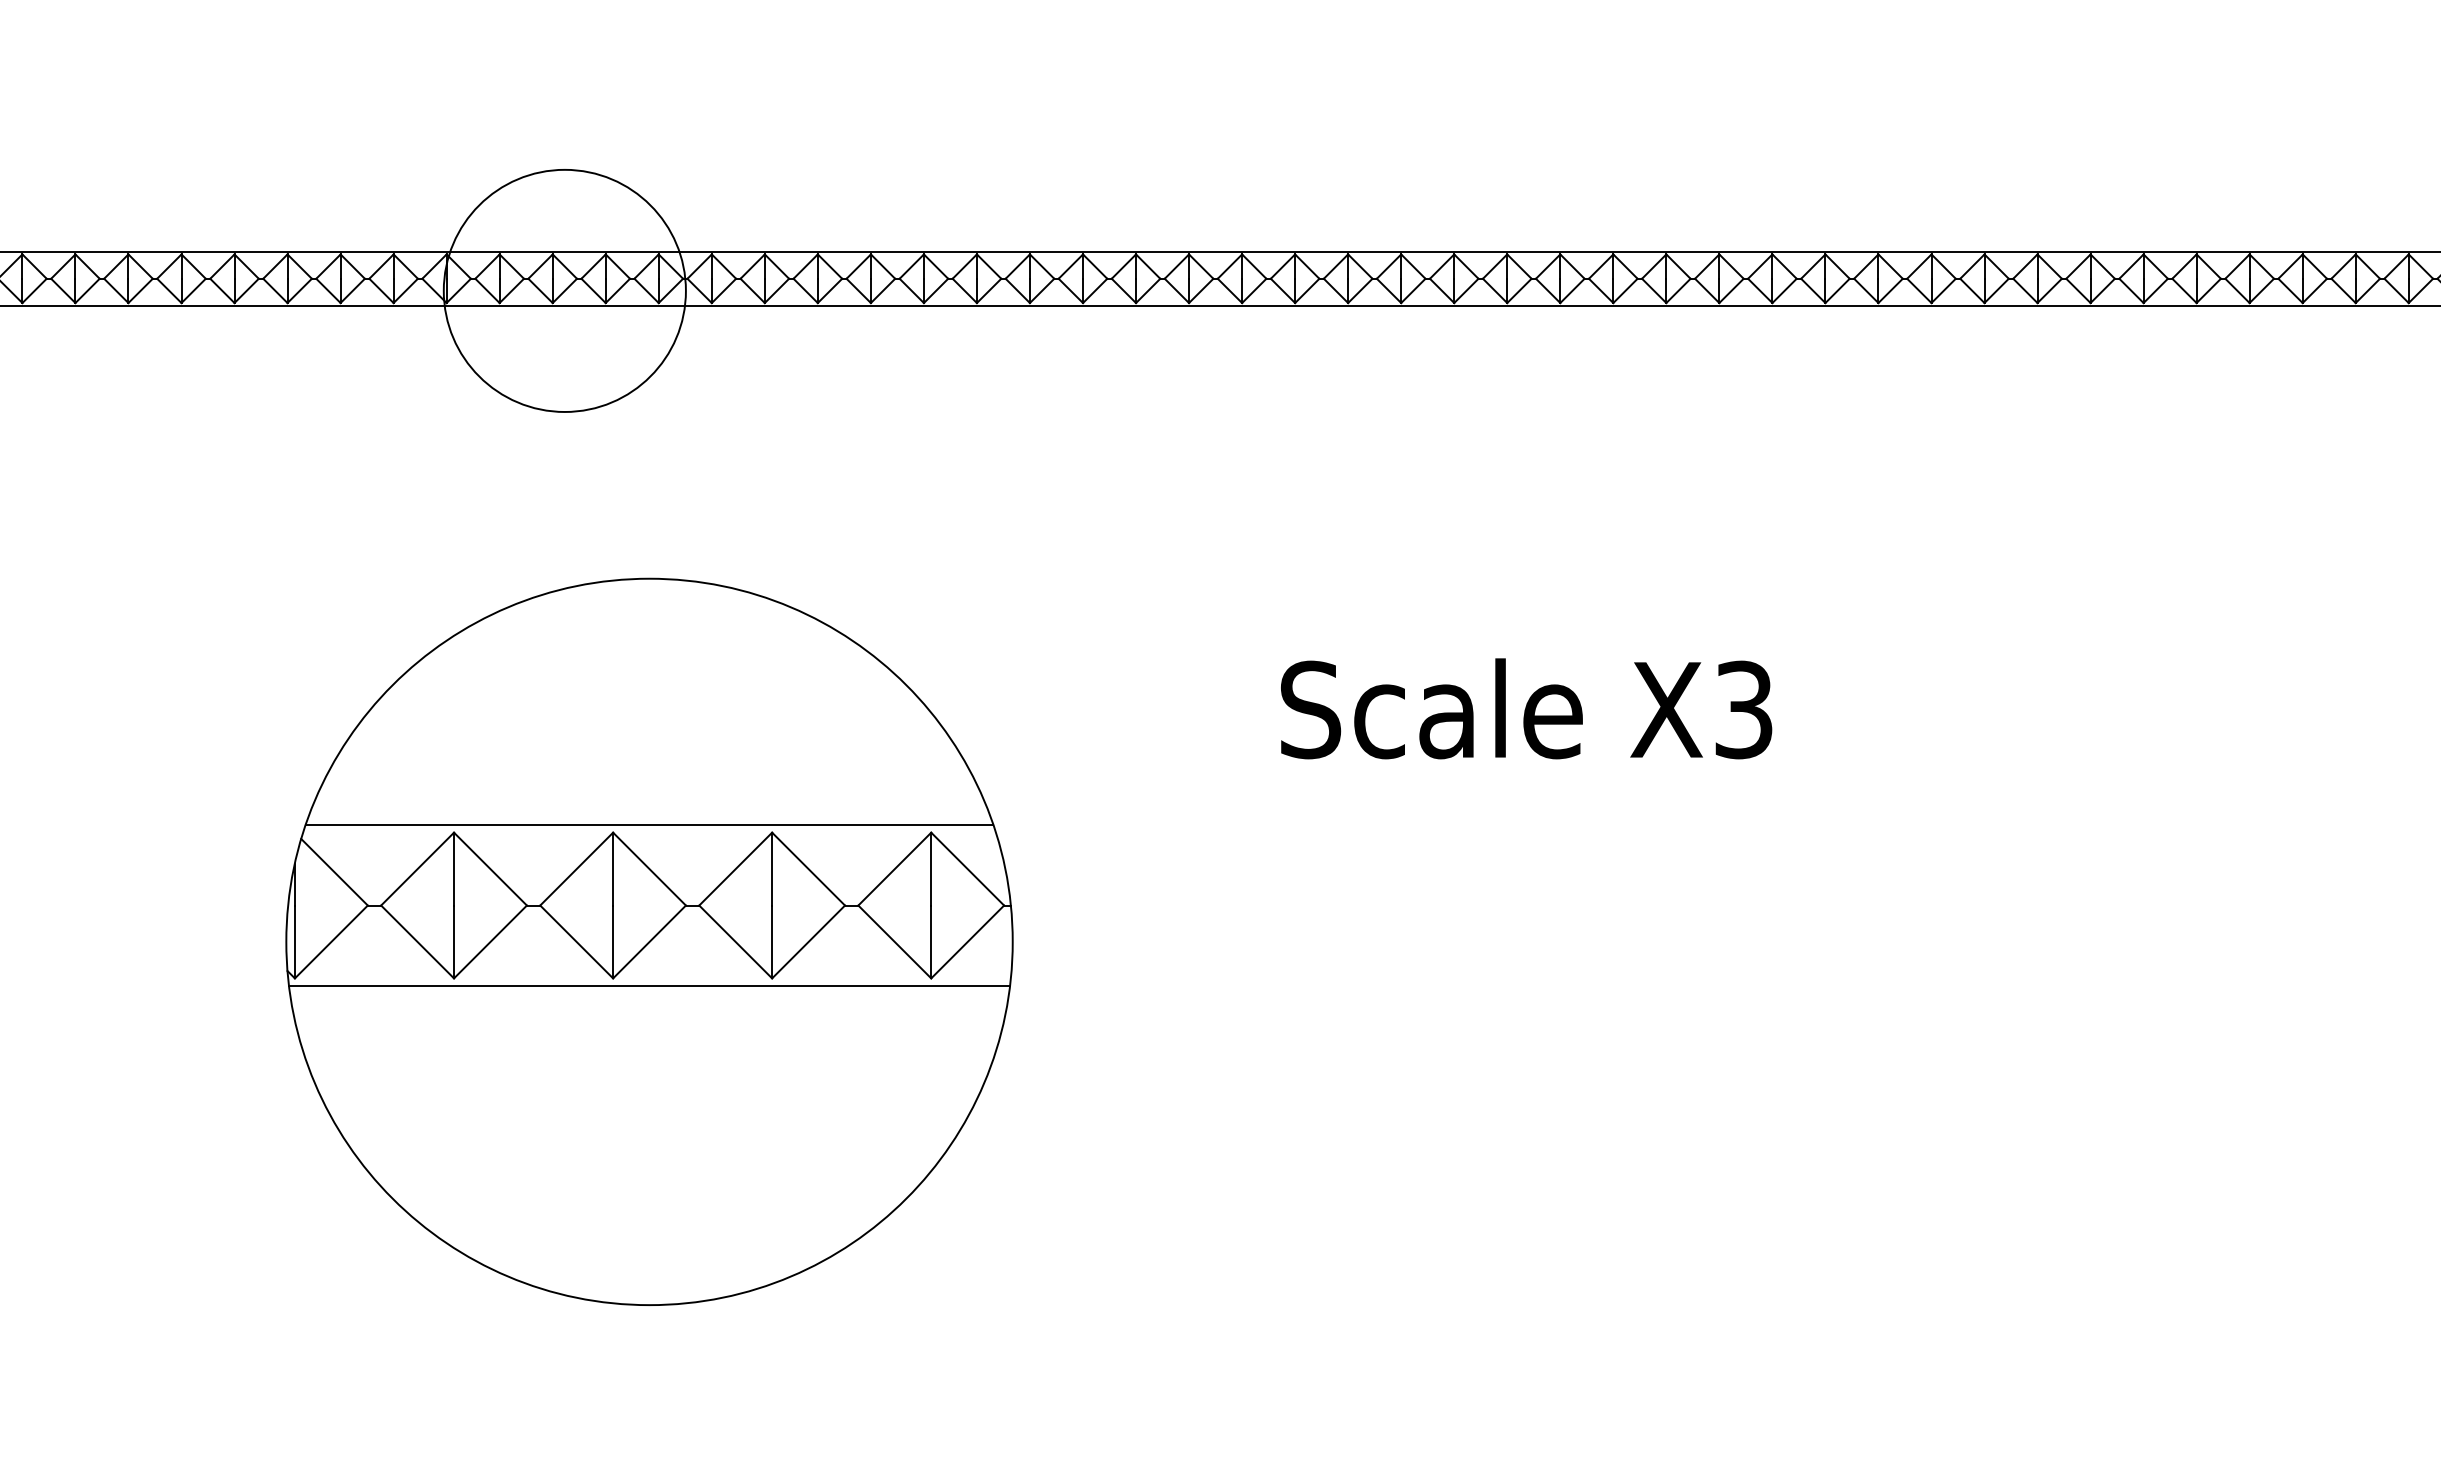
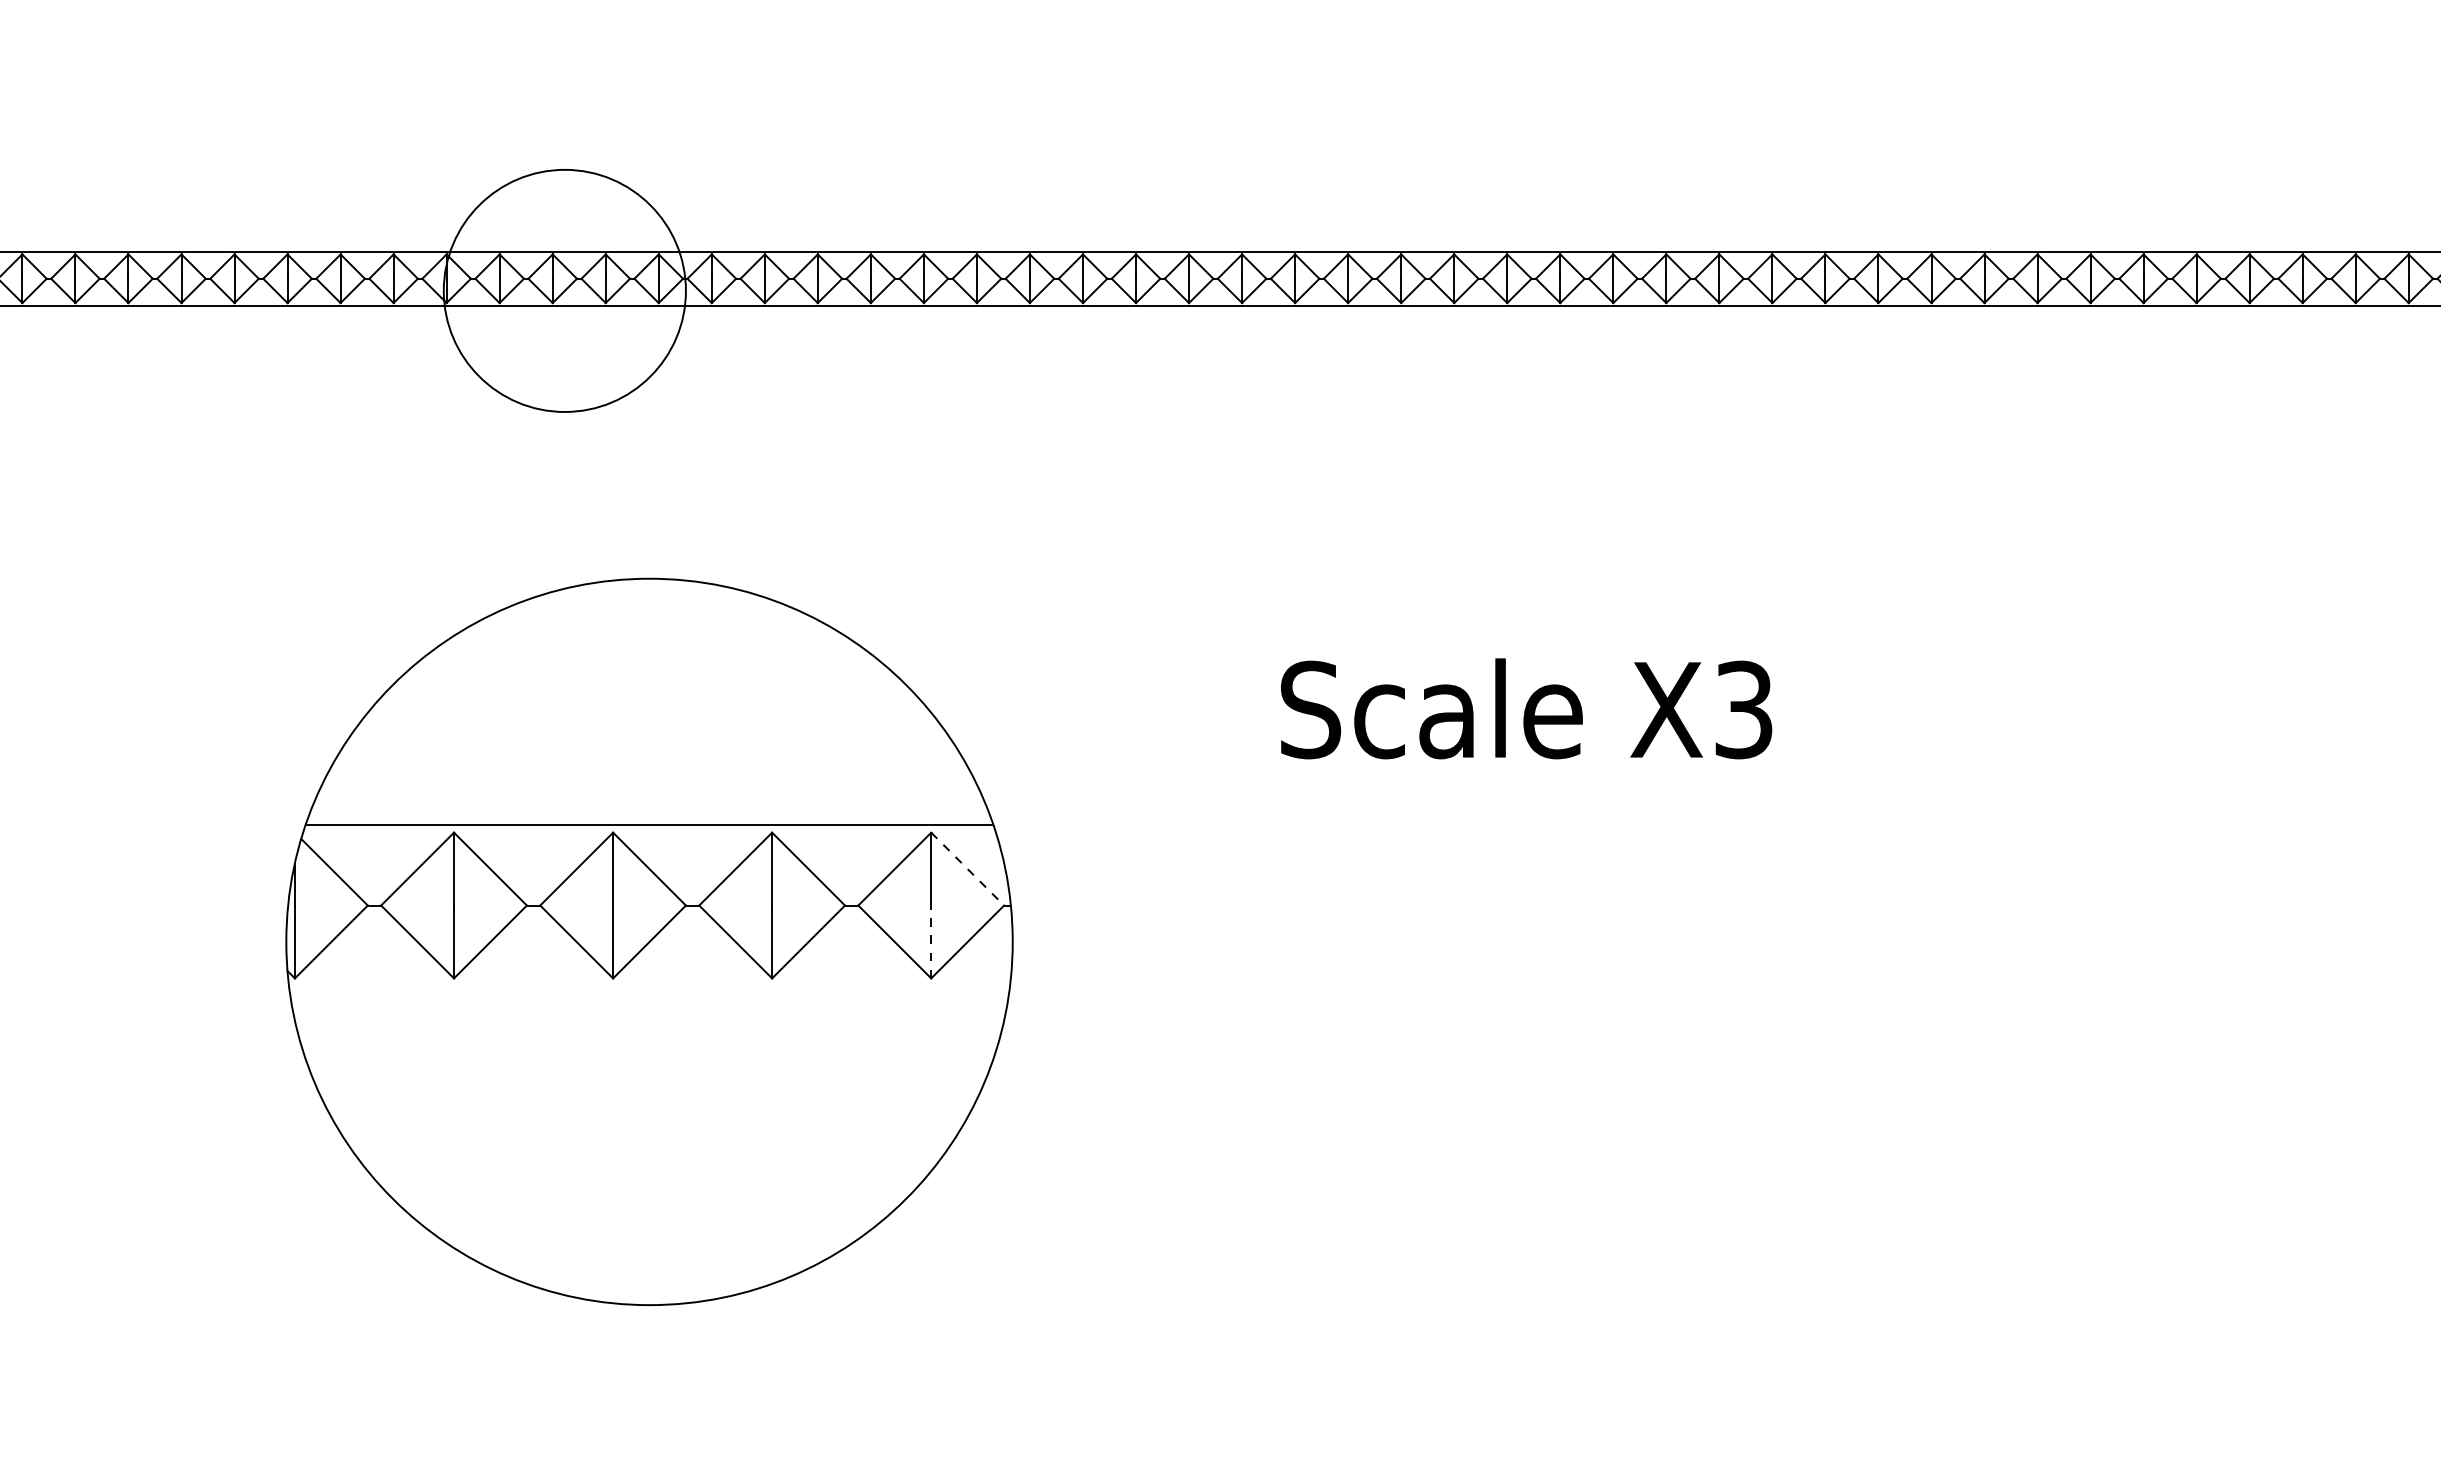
line: solid -> dashed (967, 869)
line: solid -> dashed (931, 941)
line: present -> none (649, 986)
